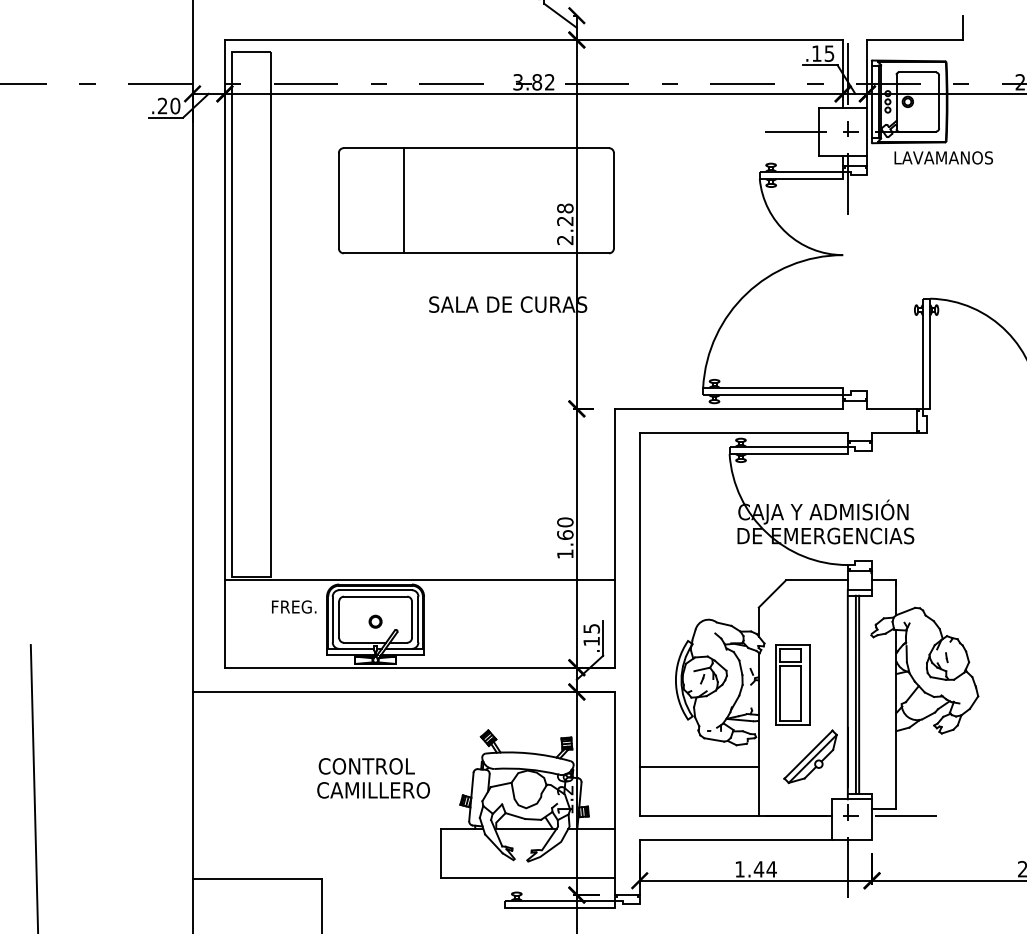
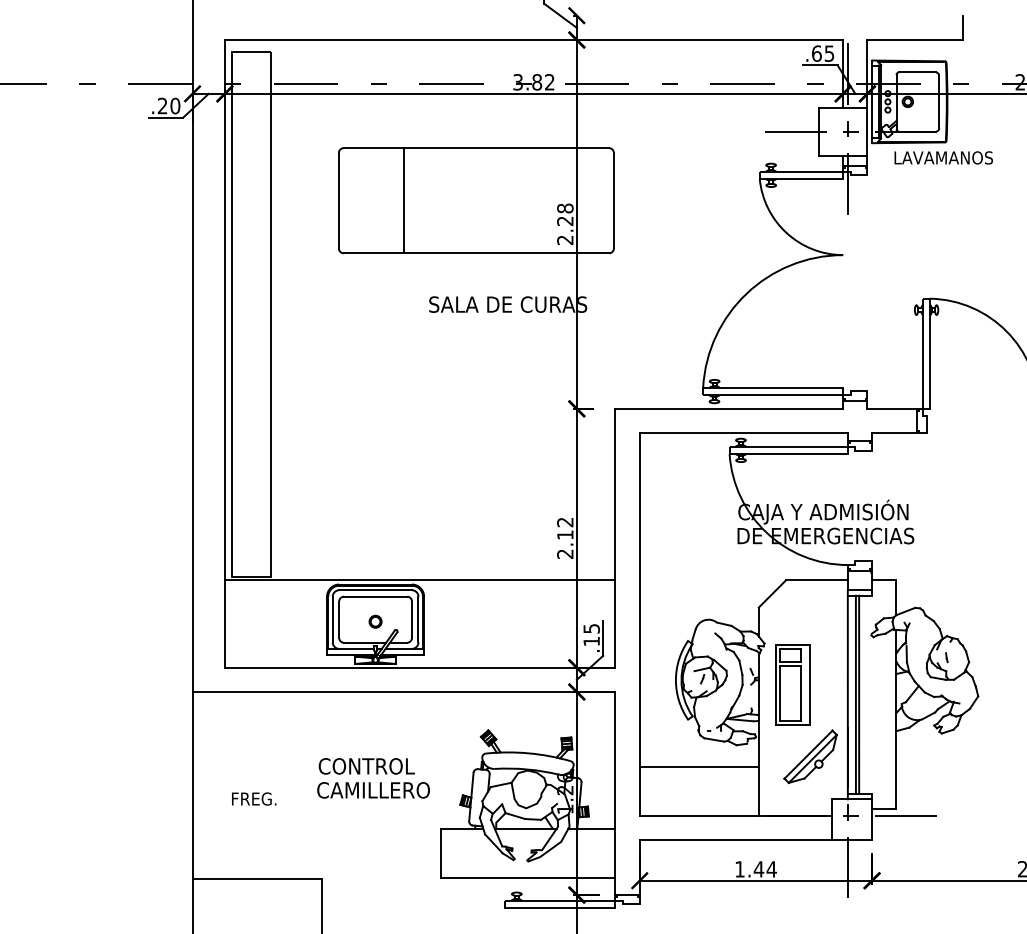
text: .15 -> .65 (816, 53)
text: 1.60 -> 2.12 (565, 537)
text position: (294, 606) -> (254, 798) (254, 798)
line: present -> none (34, 787)
